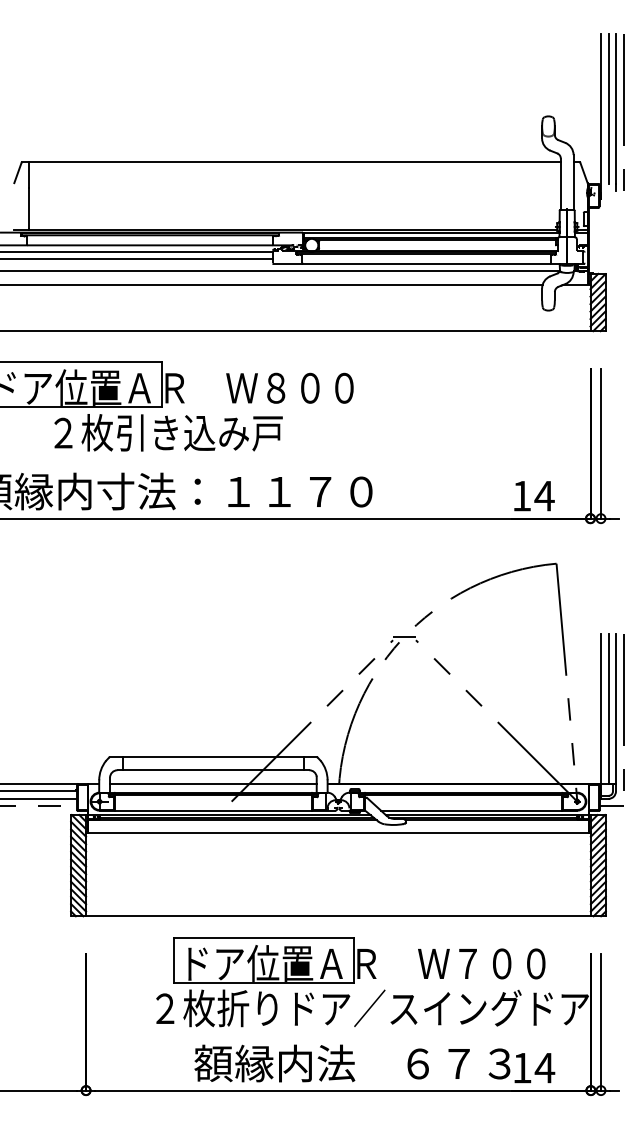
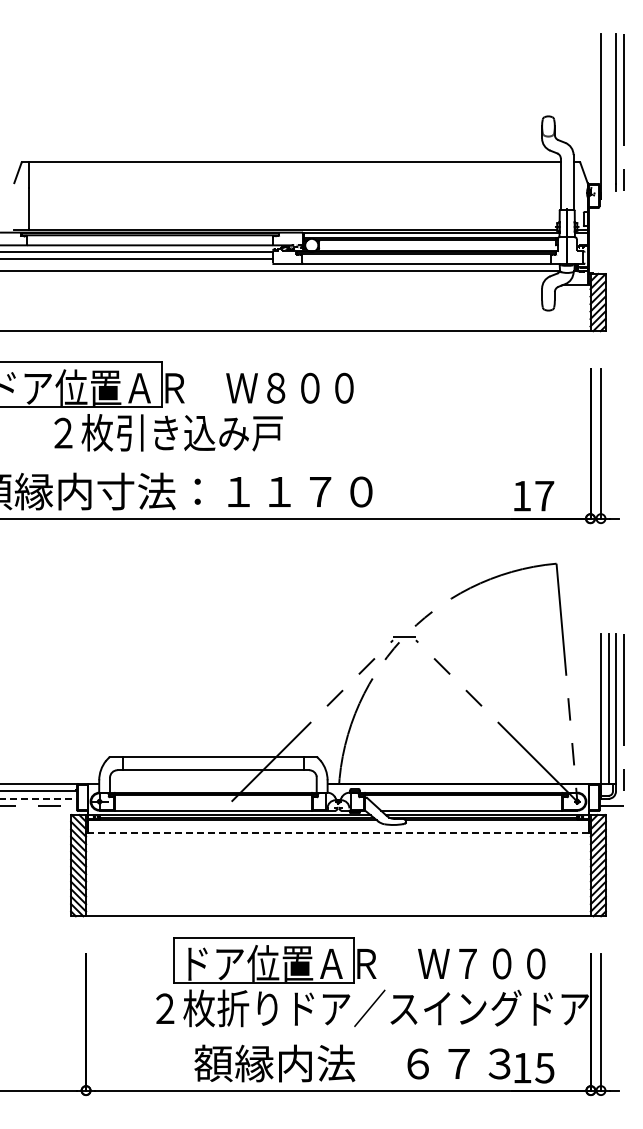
line: present -> none (608, 108)
line: present -> none (272, 285)
text: 14 -> 17 (544, 496)
line: present -> none (213, 783)
line: solid -> dashed (39, 798)
line: solid -> dashed (337, 832)
text: 14 -> 15 (544, 1068)
